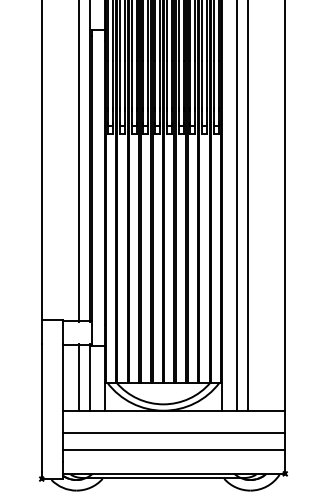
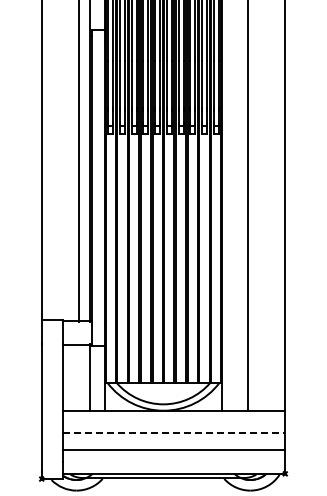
line: present -> none (237, 206)
line: present -> none (78, 377)
line: solid -> dashed (174, 432)
